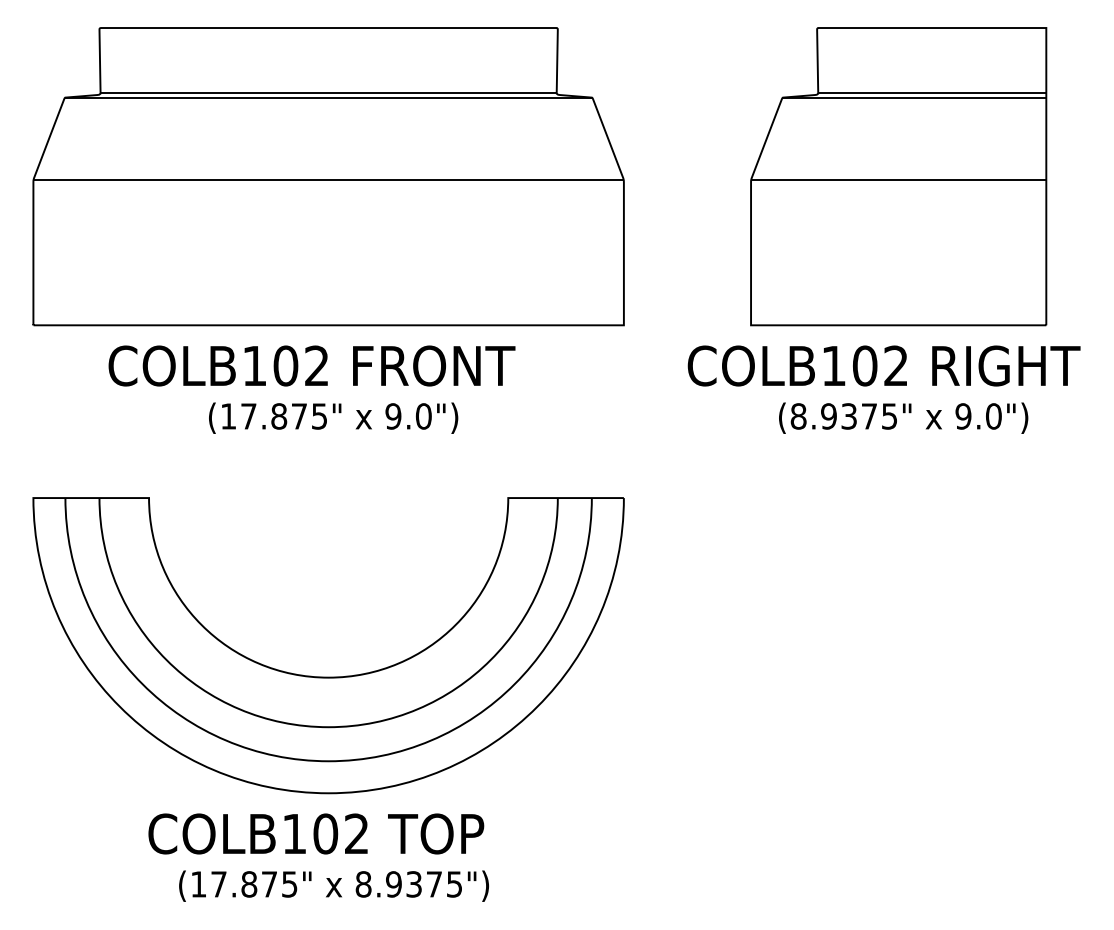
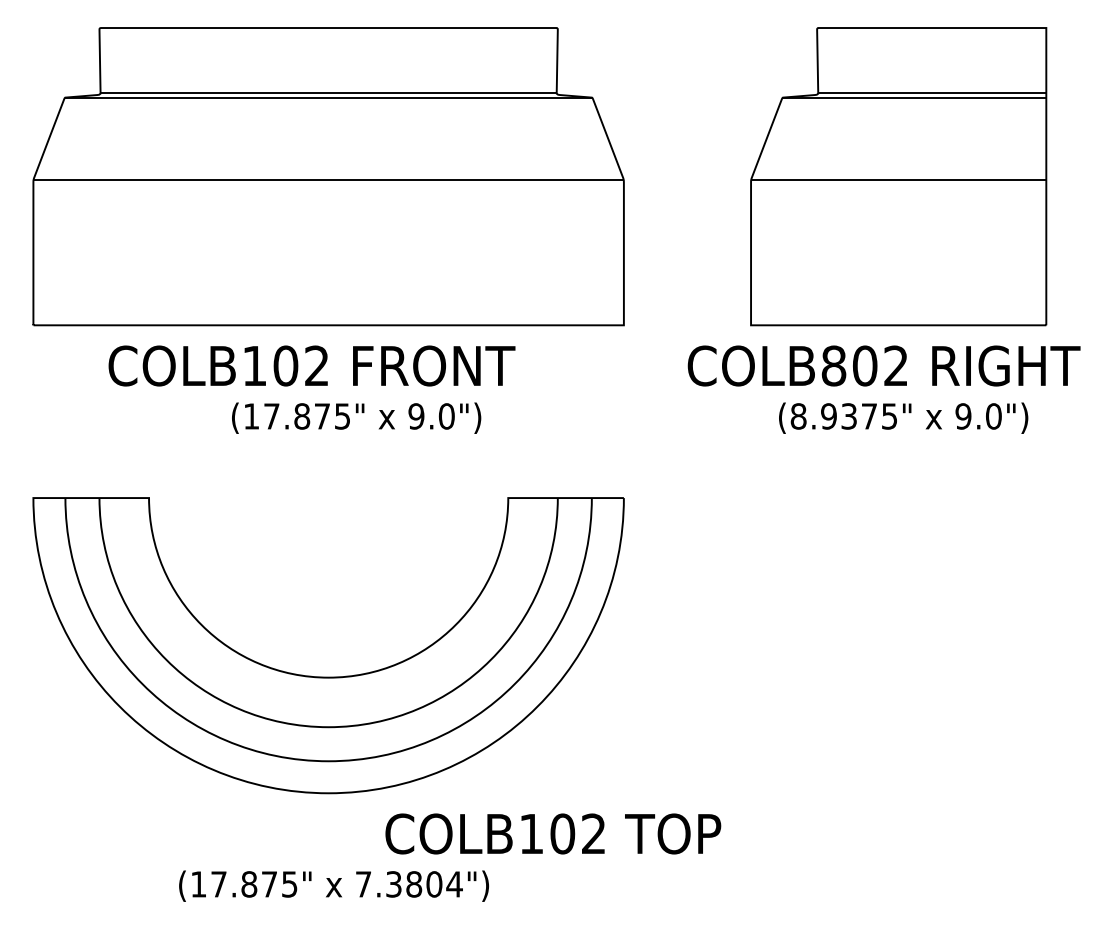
text: COLB102 -> COLB802 (833, 365)
text position: (333, 417) -> (356, 417) (356, 417)
text position: (316, 833) -> (553, 833) (553, 833)
text: 8.9375") -> 7.3804") (408, 884)
